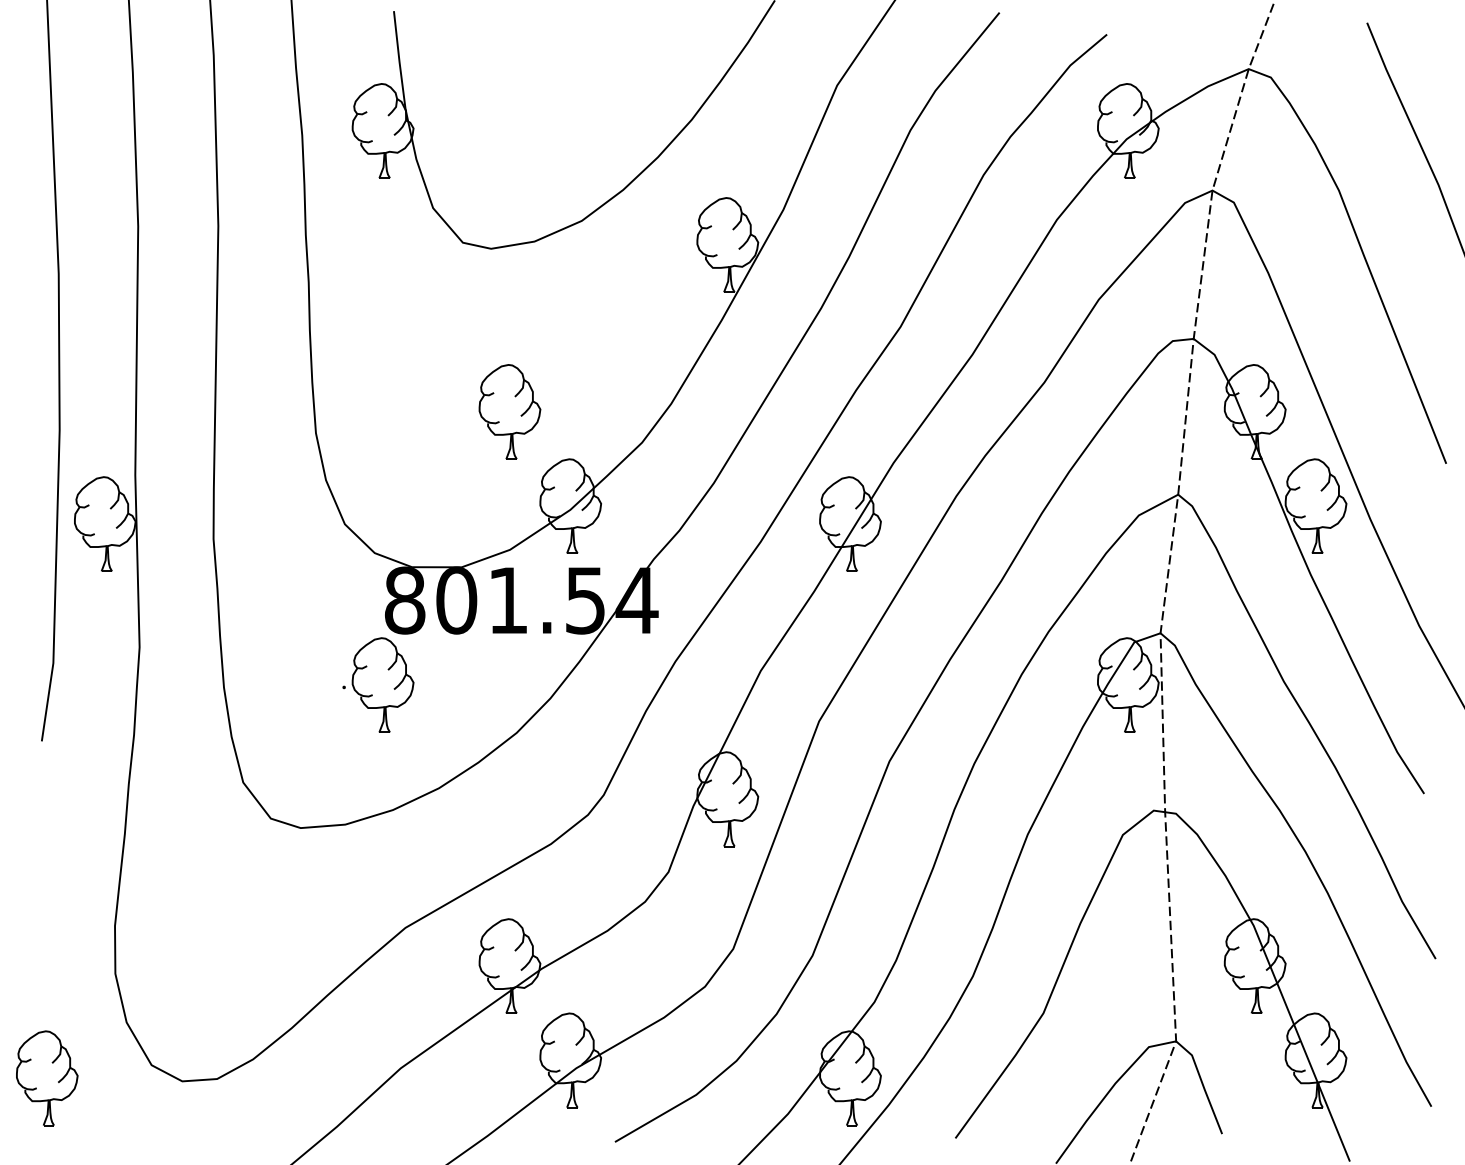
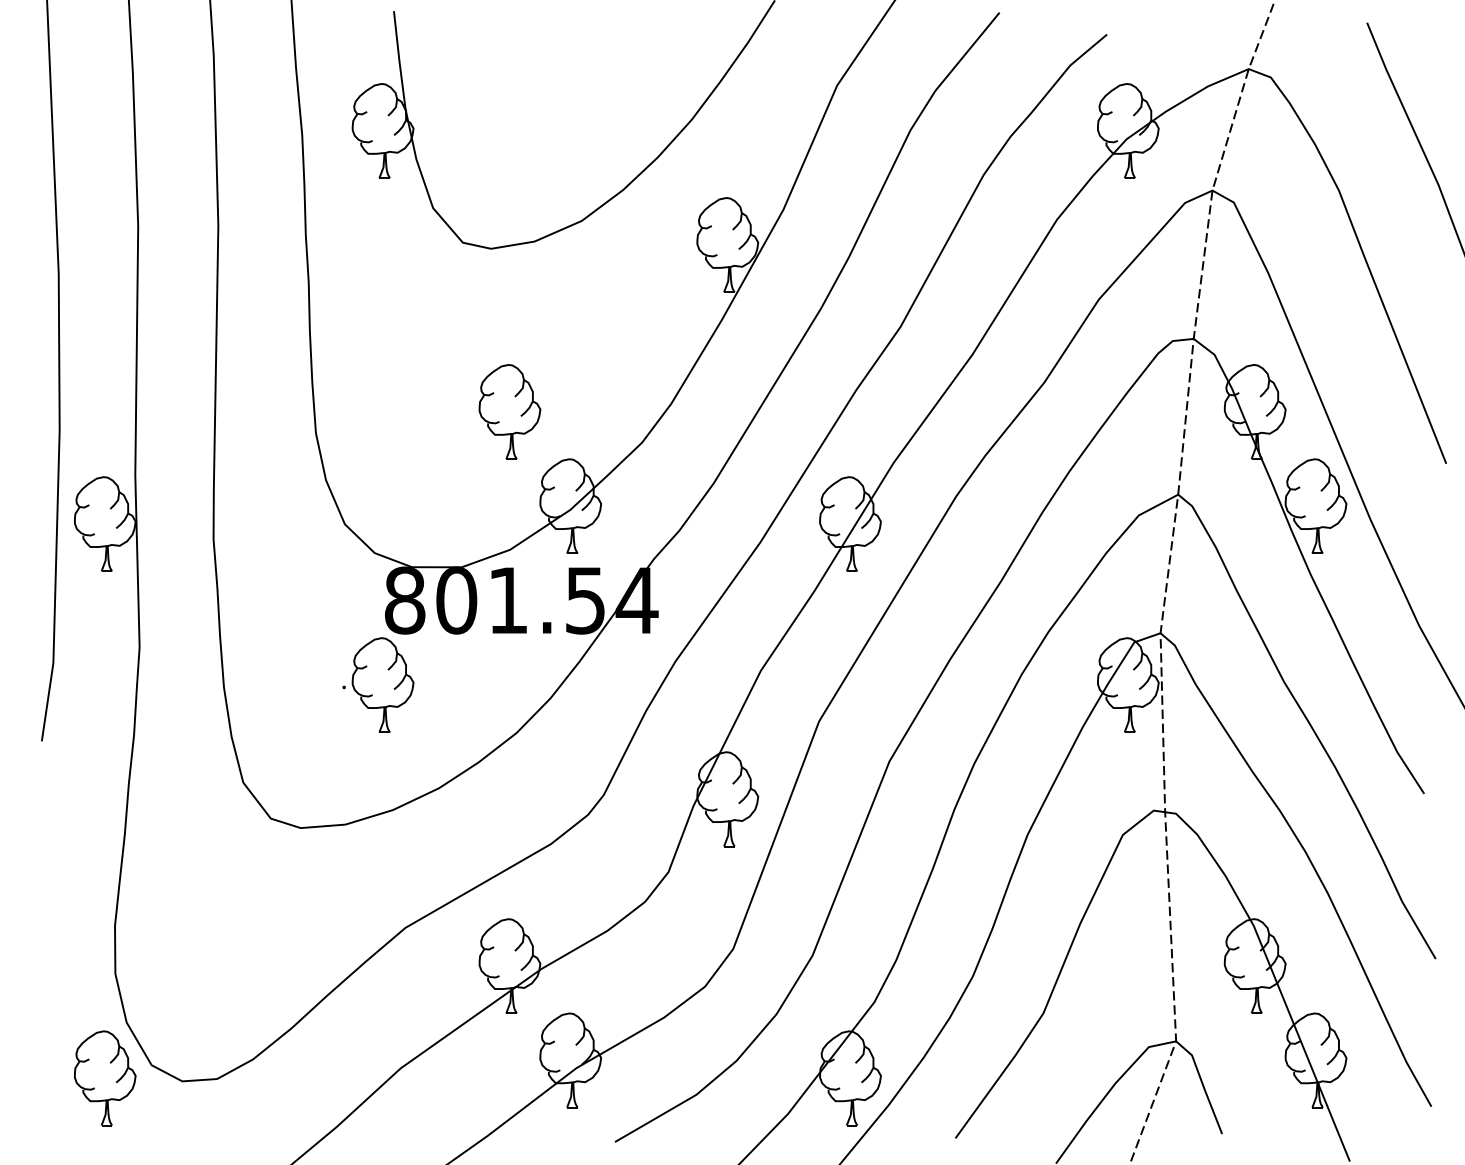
part position: (47, 1078) -> (105, 1078) (105, 1078)
